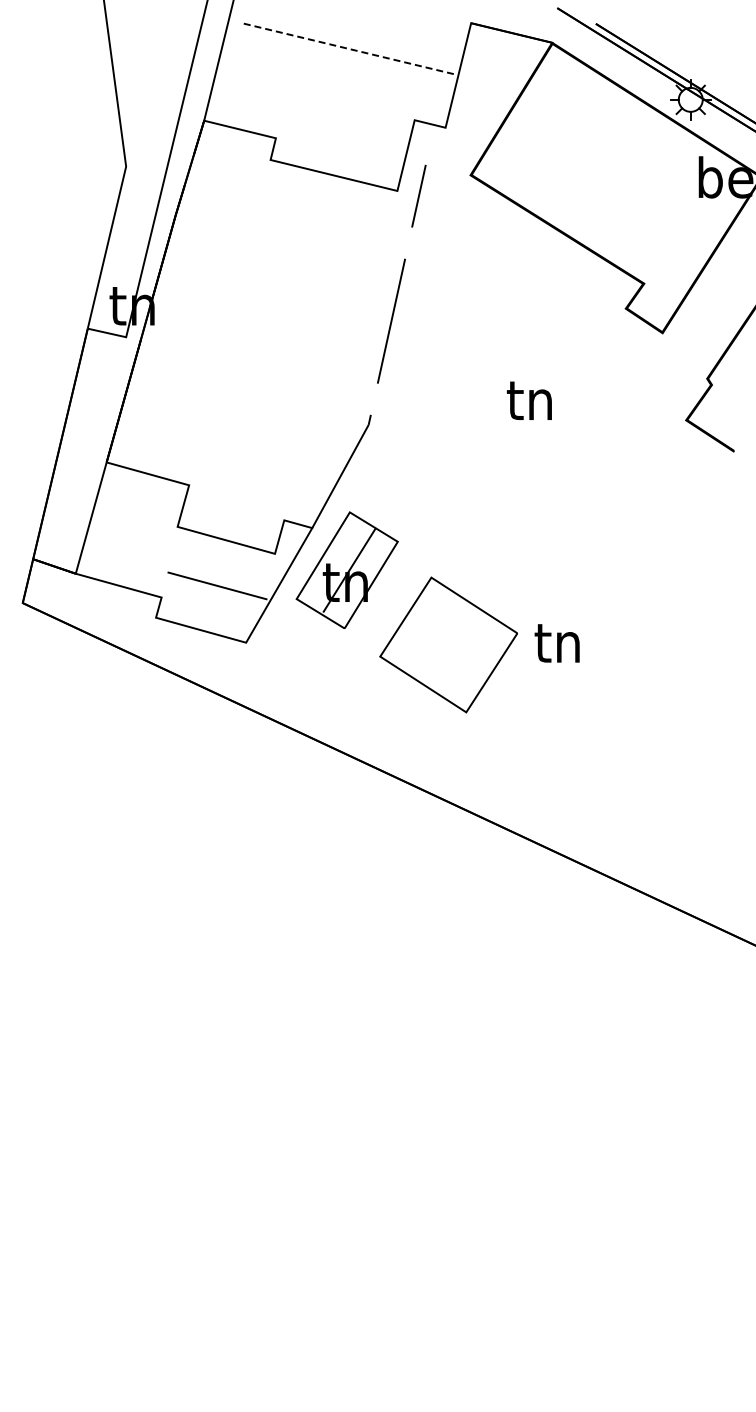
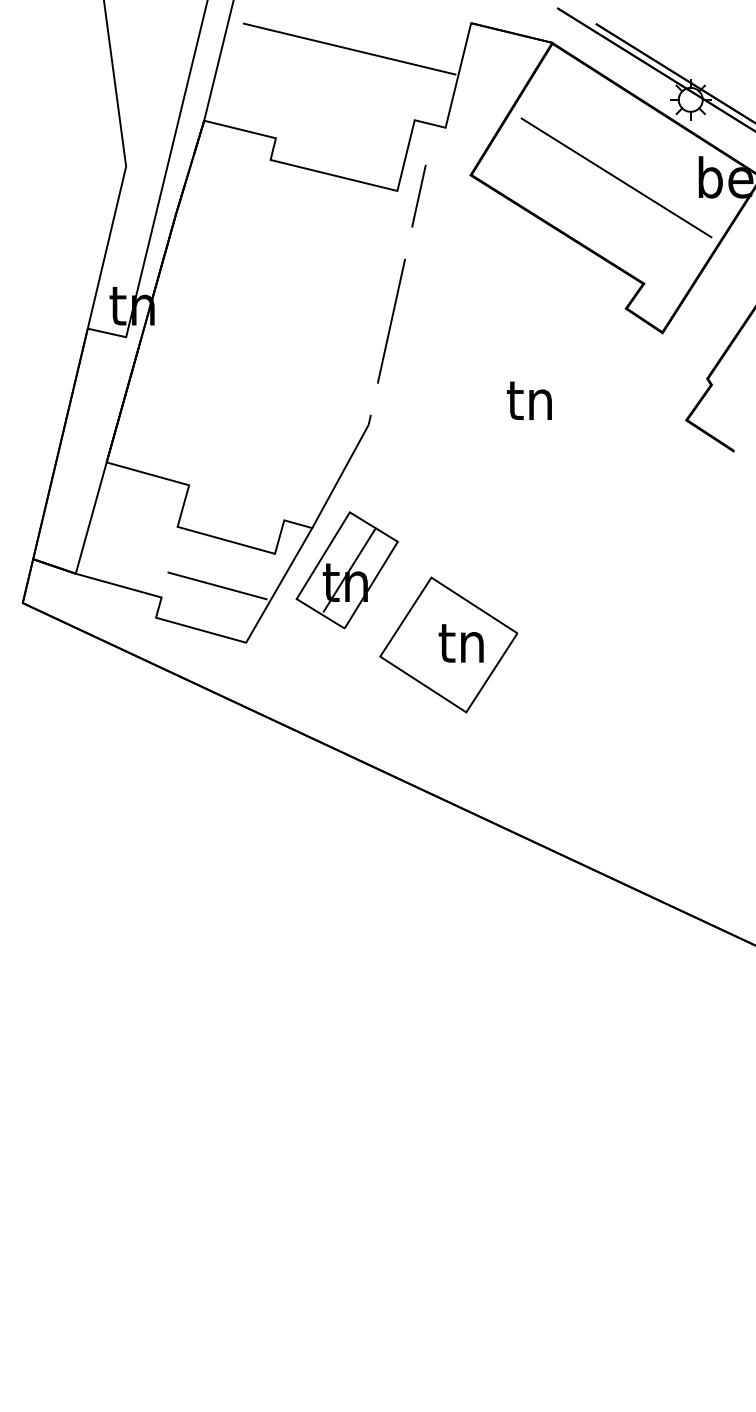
line: dashed -> solid (349, 49)
line: none -> present (616, 177)
text position: (556, 643) -> (460, 643) (460, 643)
